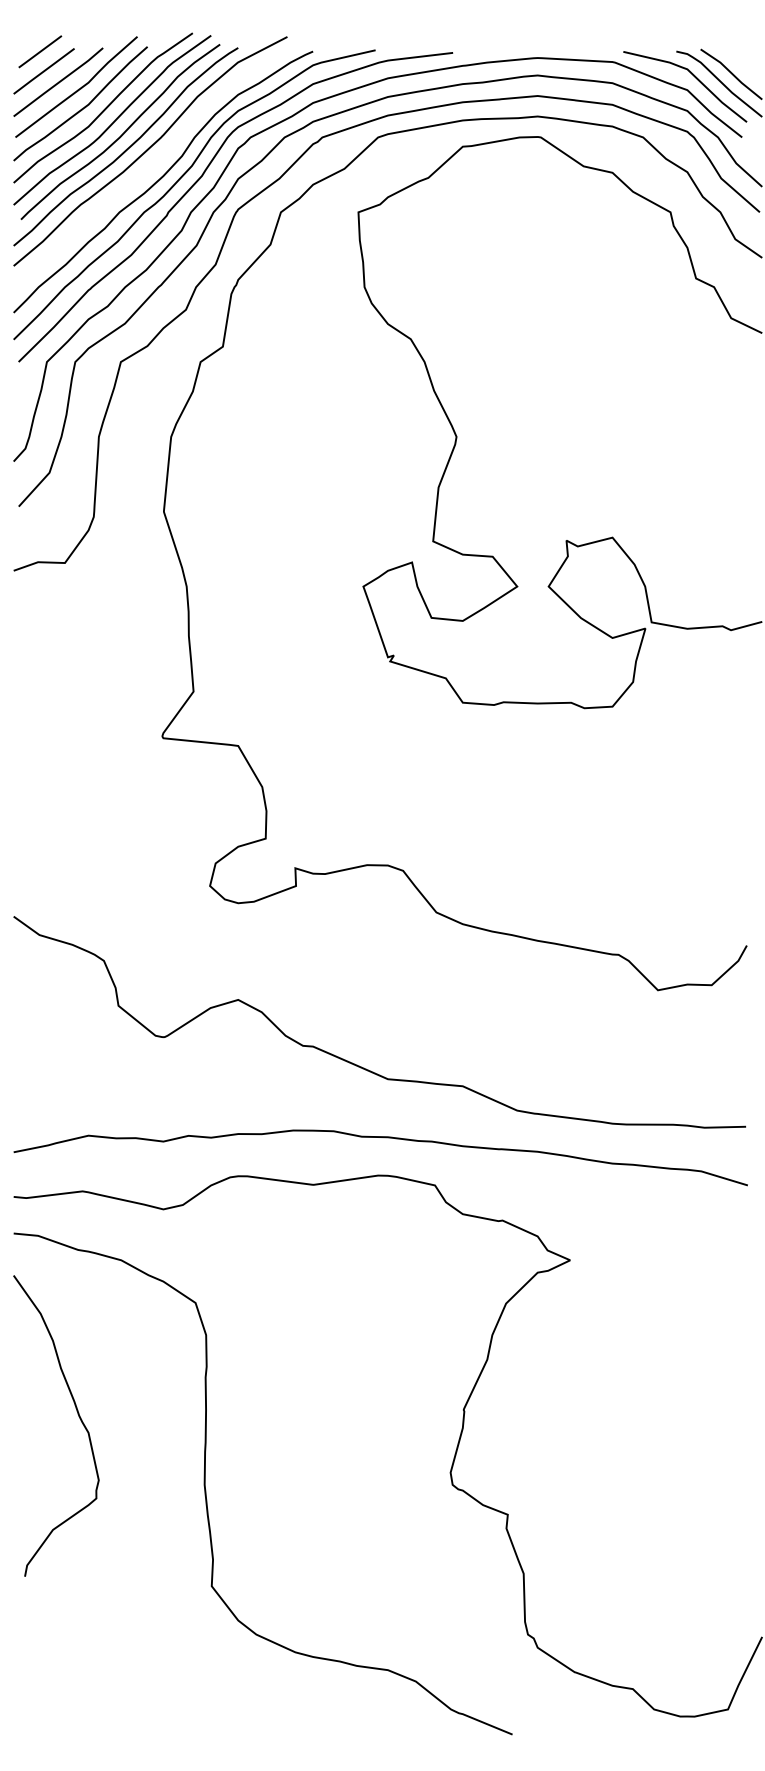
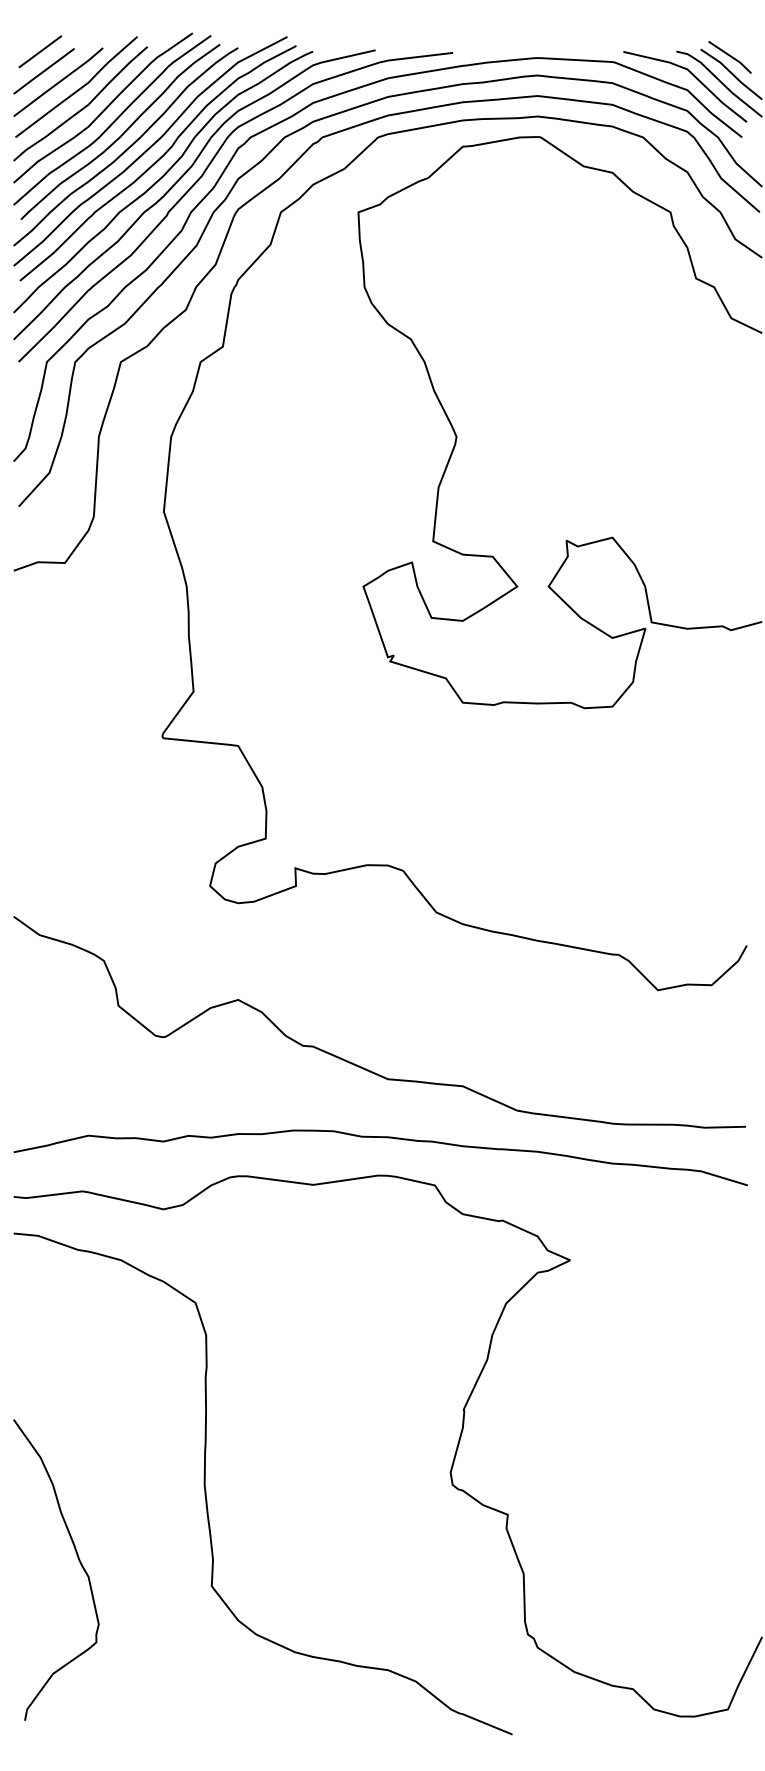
line: none -> present (729, 56)
curve: none -> present (157, 162)
curve position: (77, 1414) -> (77, 1558) (77, 1558)
